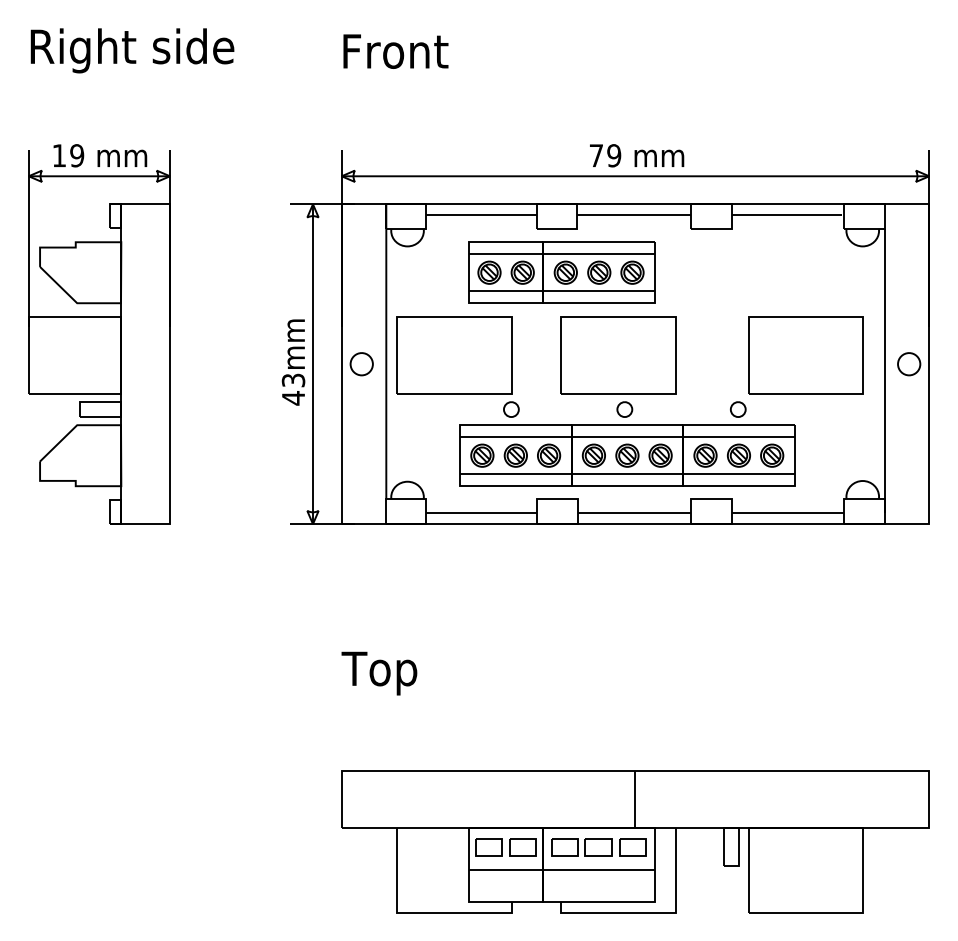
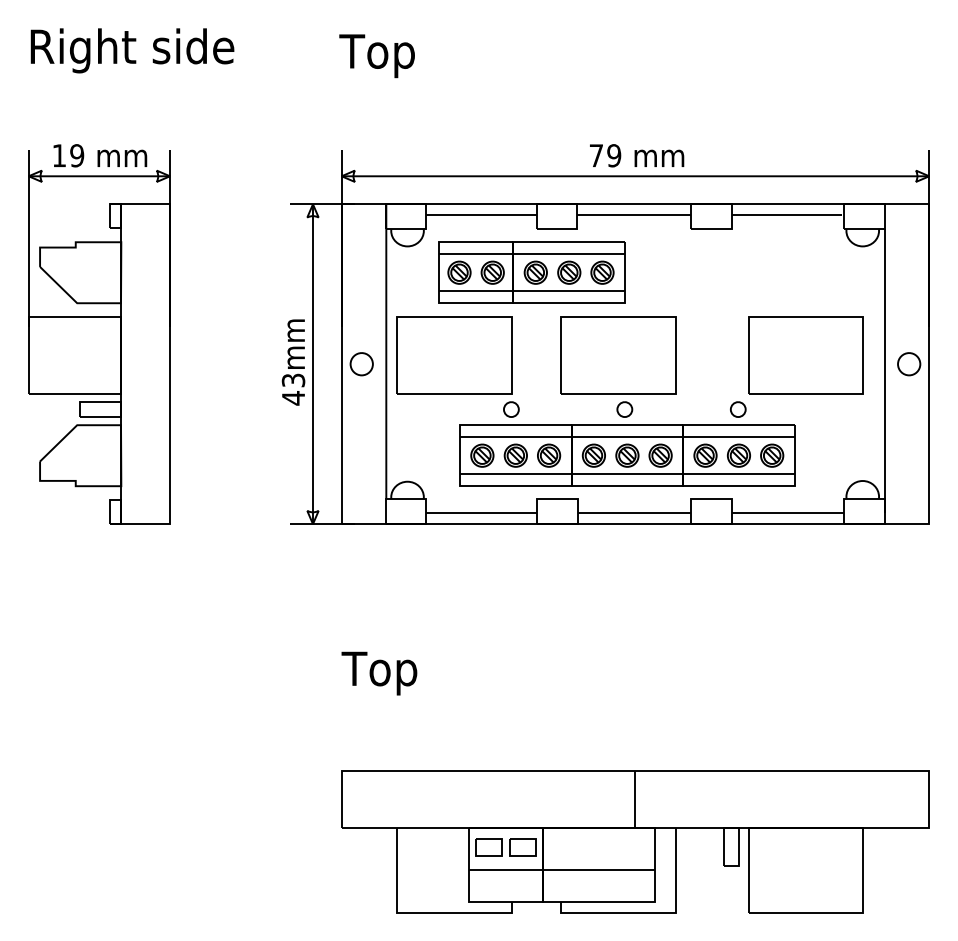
text: Front -> Top (393, 56)
part position: (561, 272) -> (531, 272) (531, 272)
part: present -> none (598, 847)
